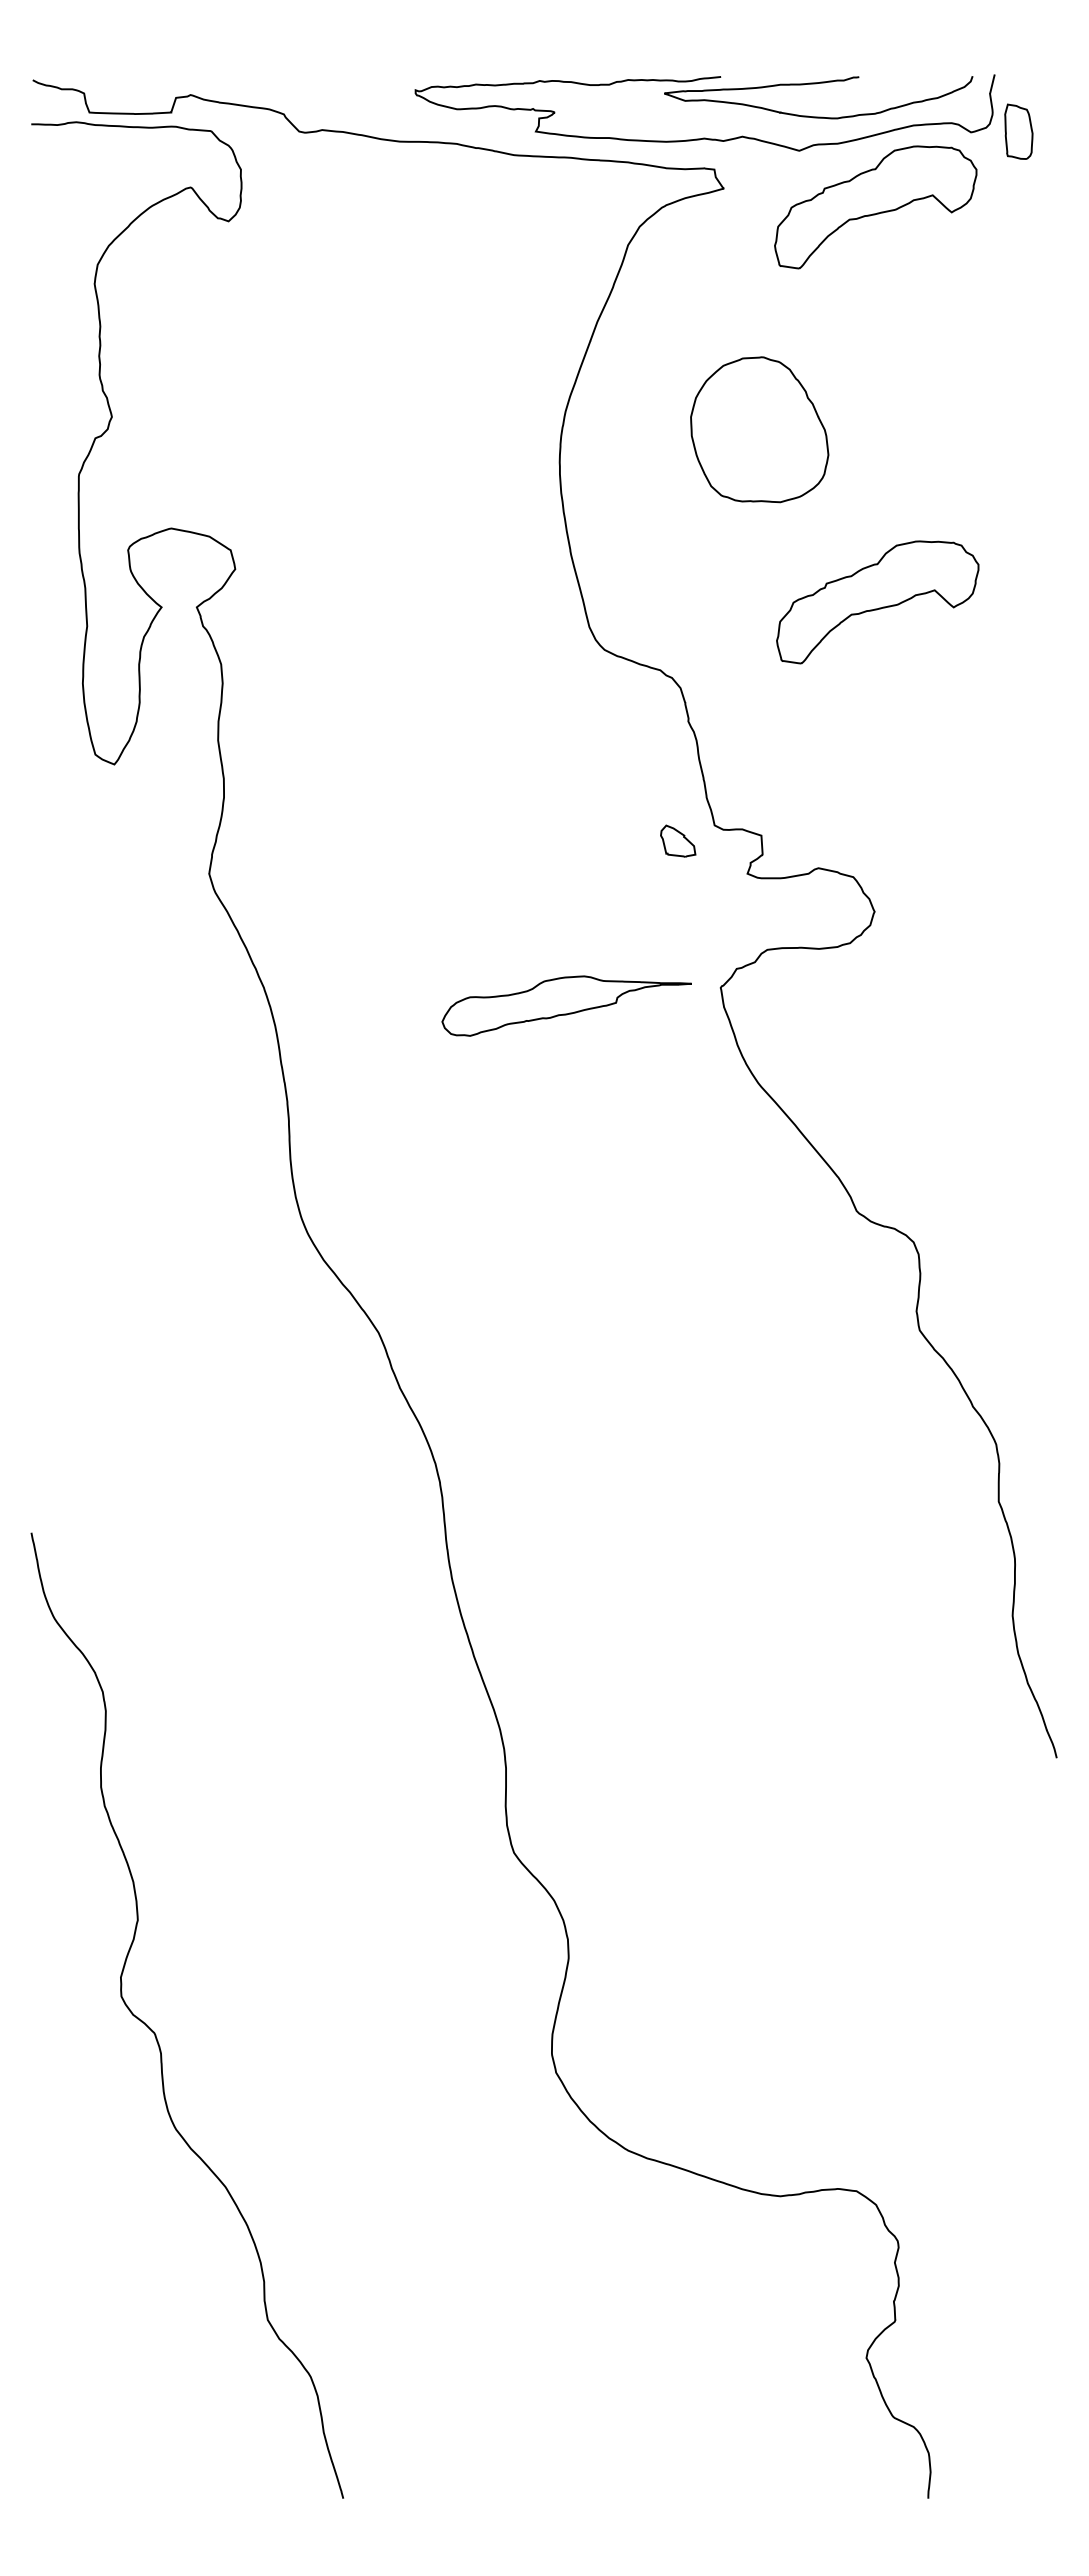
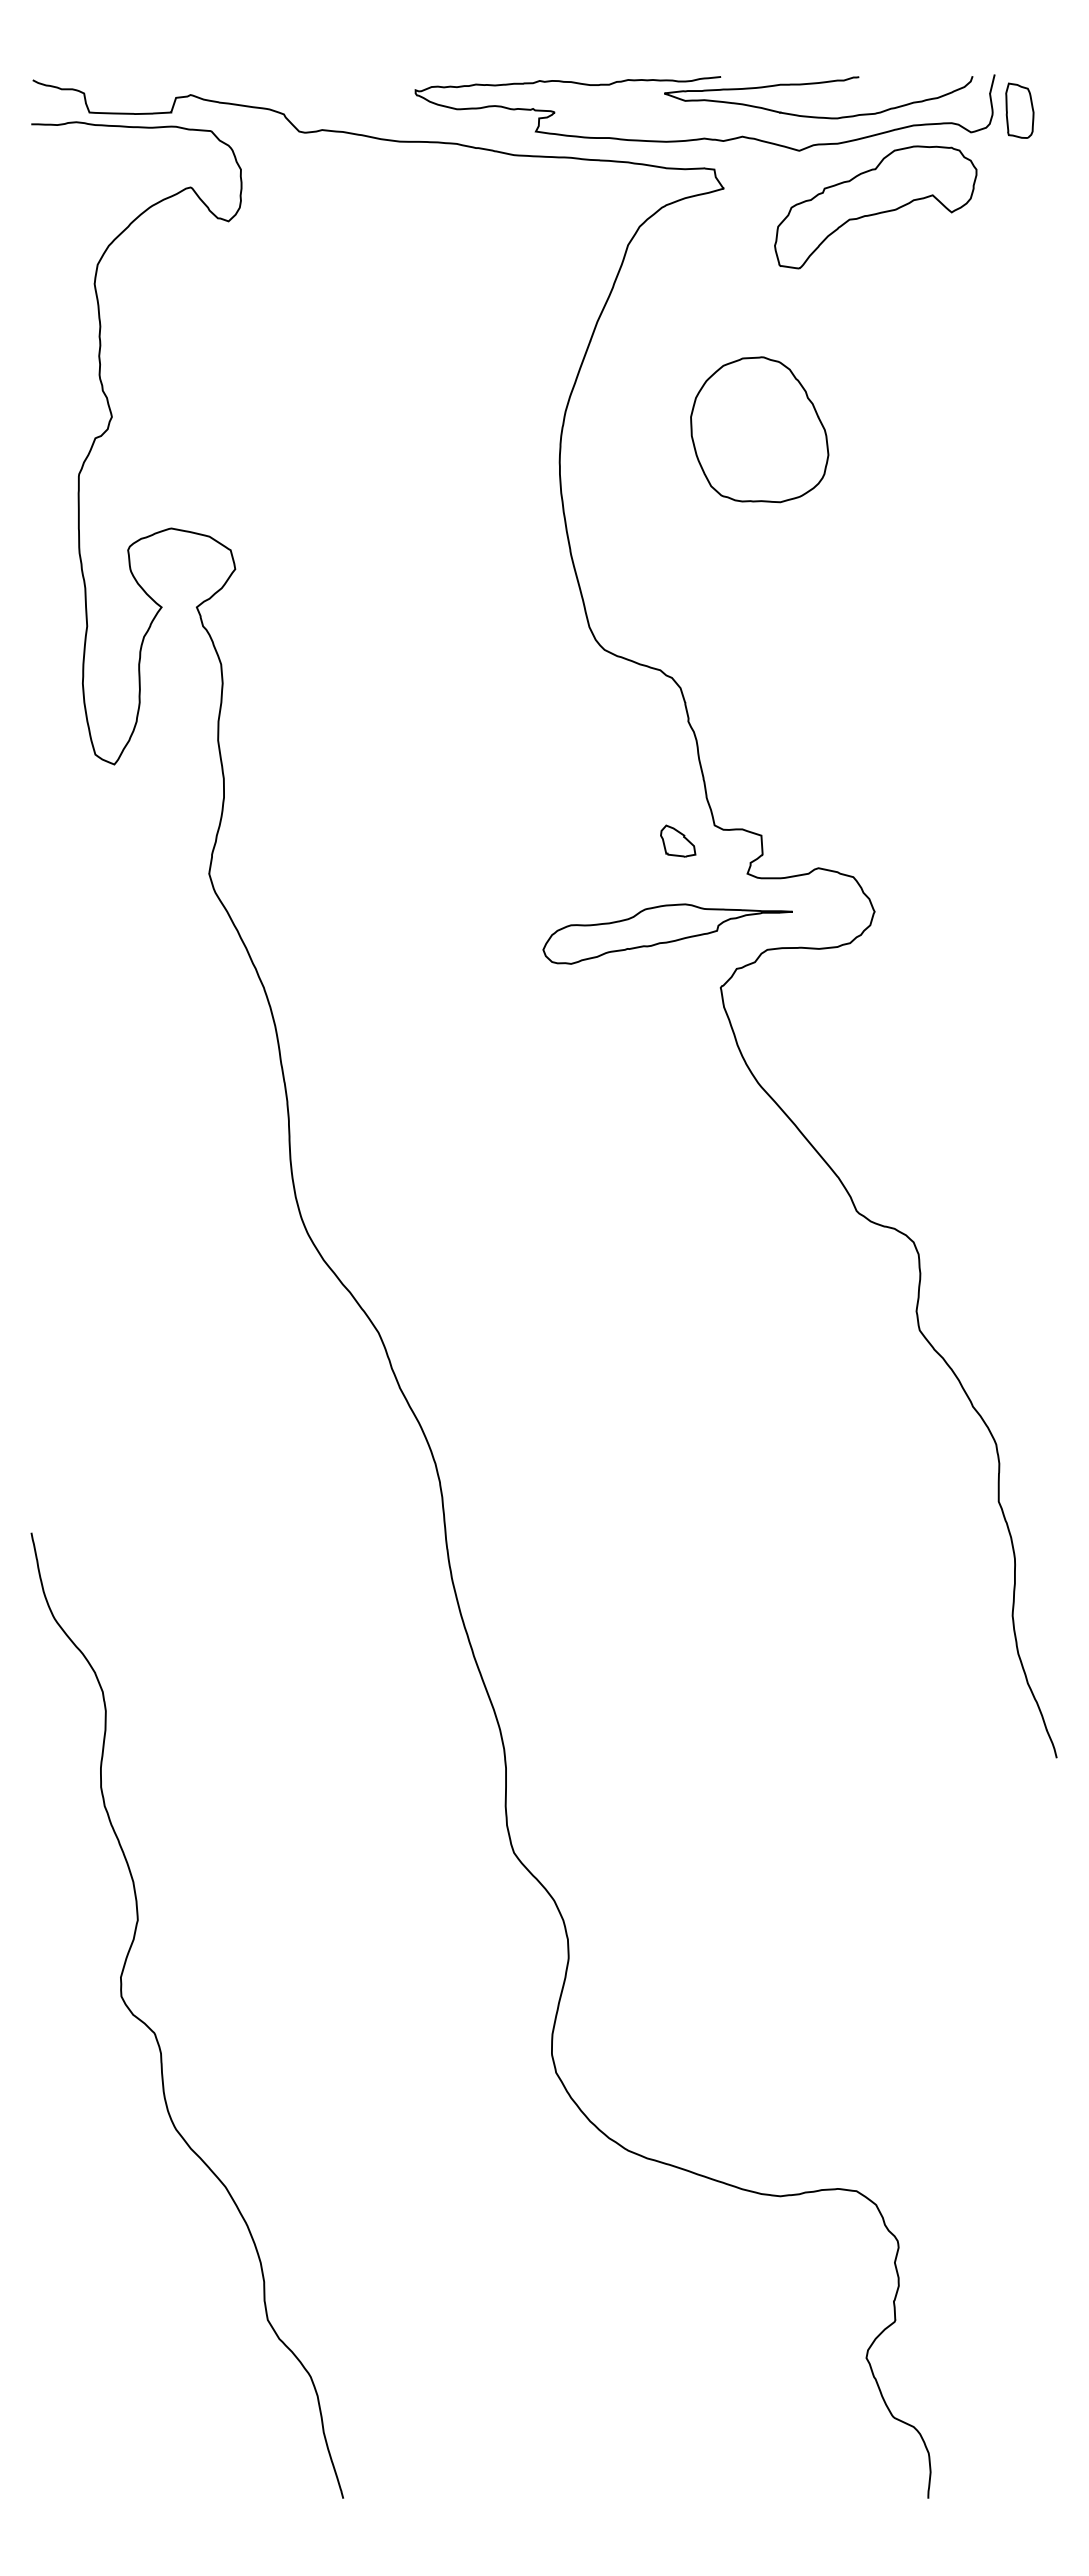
part position: (1018, 131) -> (1019, 110) (1019, 110)
part: present -> none (877, 602)
part position: (566, 1005) -> (667, 933) (667, 933)
